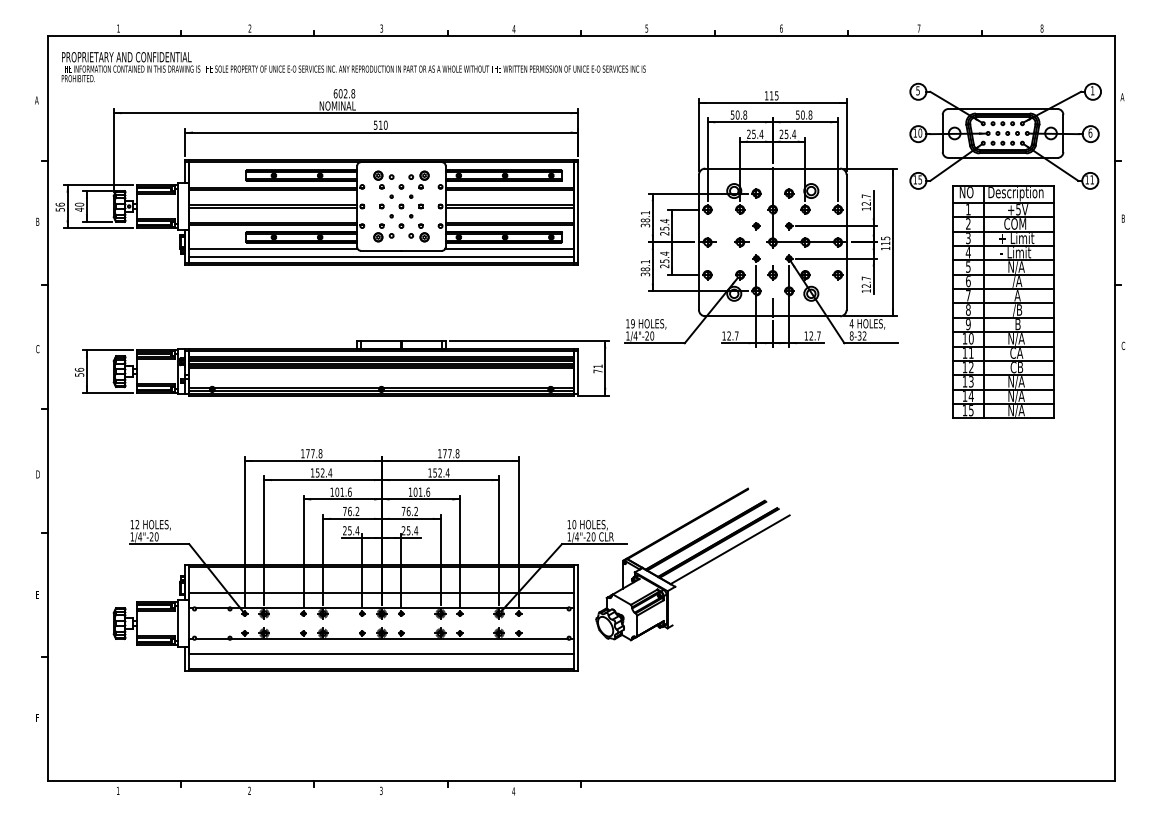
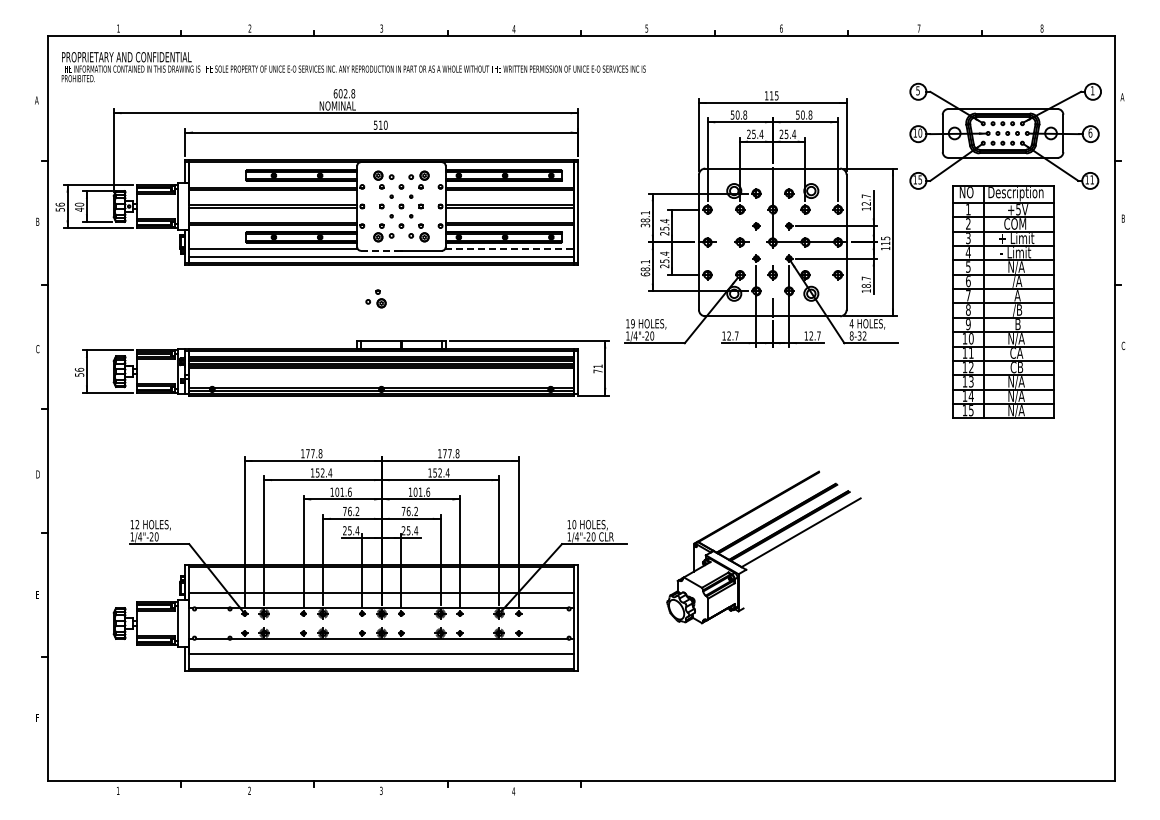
line: solid -> dashed (510, 248)
line: solid -> dashed (381, 250)
text: 38.1 -> 68.1 (645, 274)
text: 12.7 -> 18.7 (866, 285)
part: none -> present (375, 298)
part position: (692, 564) -> (763, 547) (763, 547)
